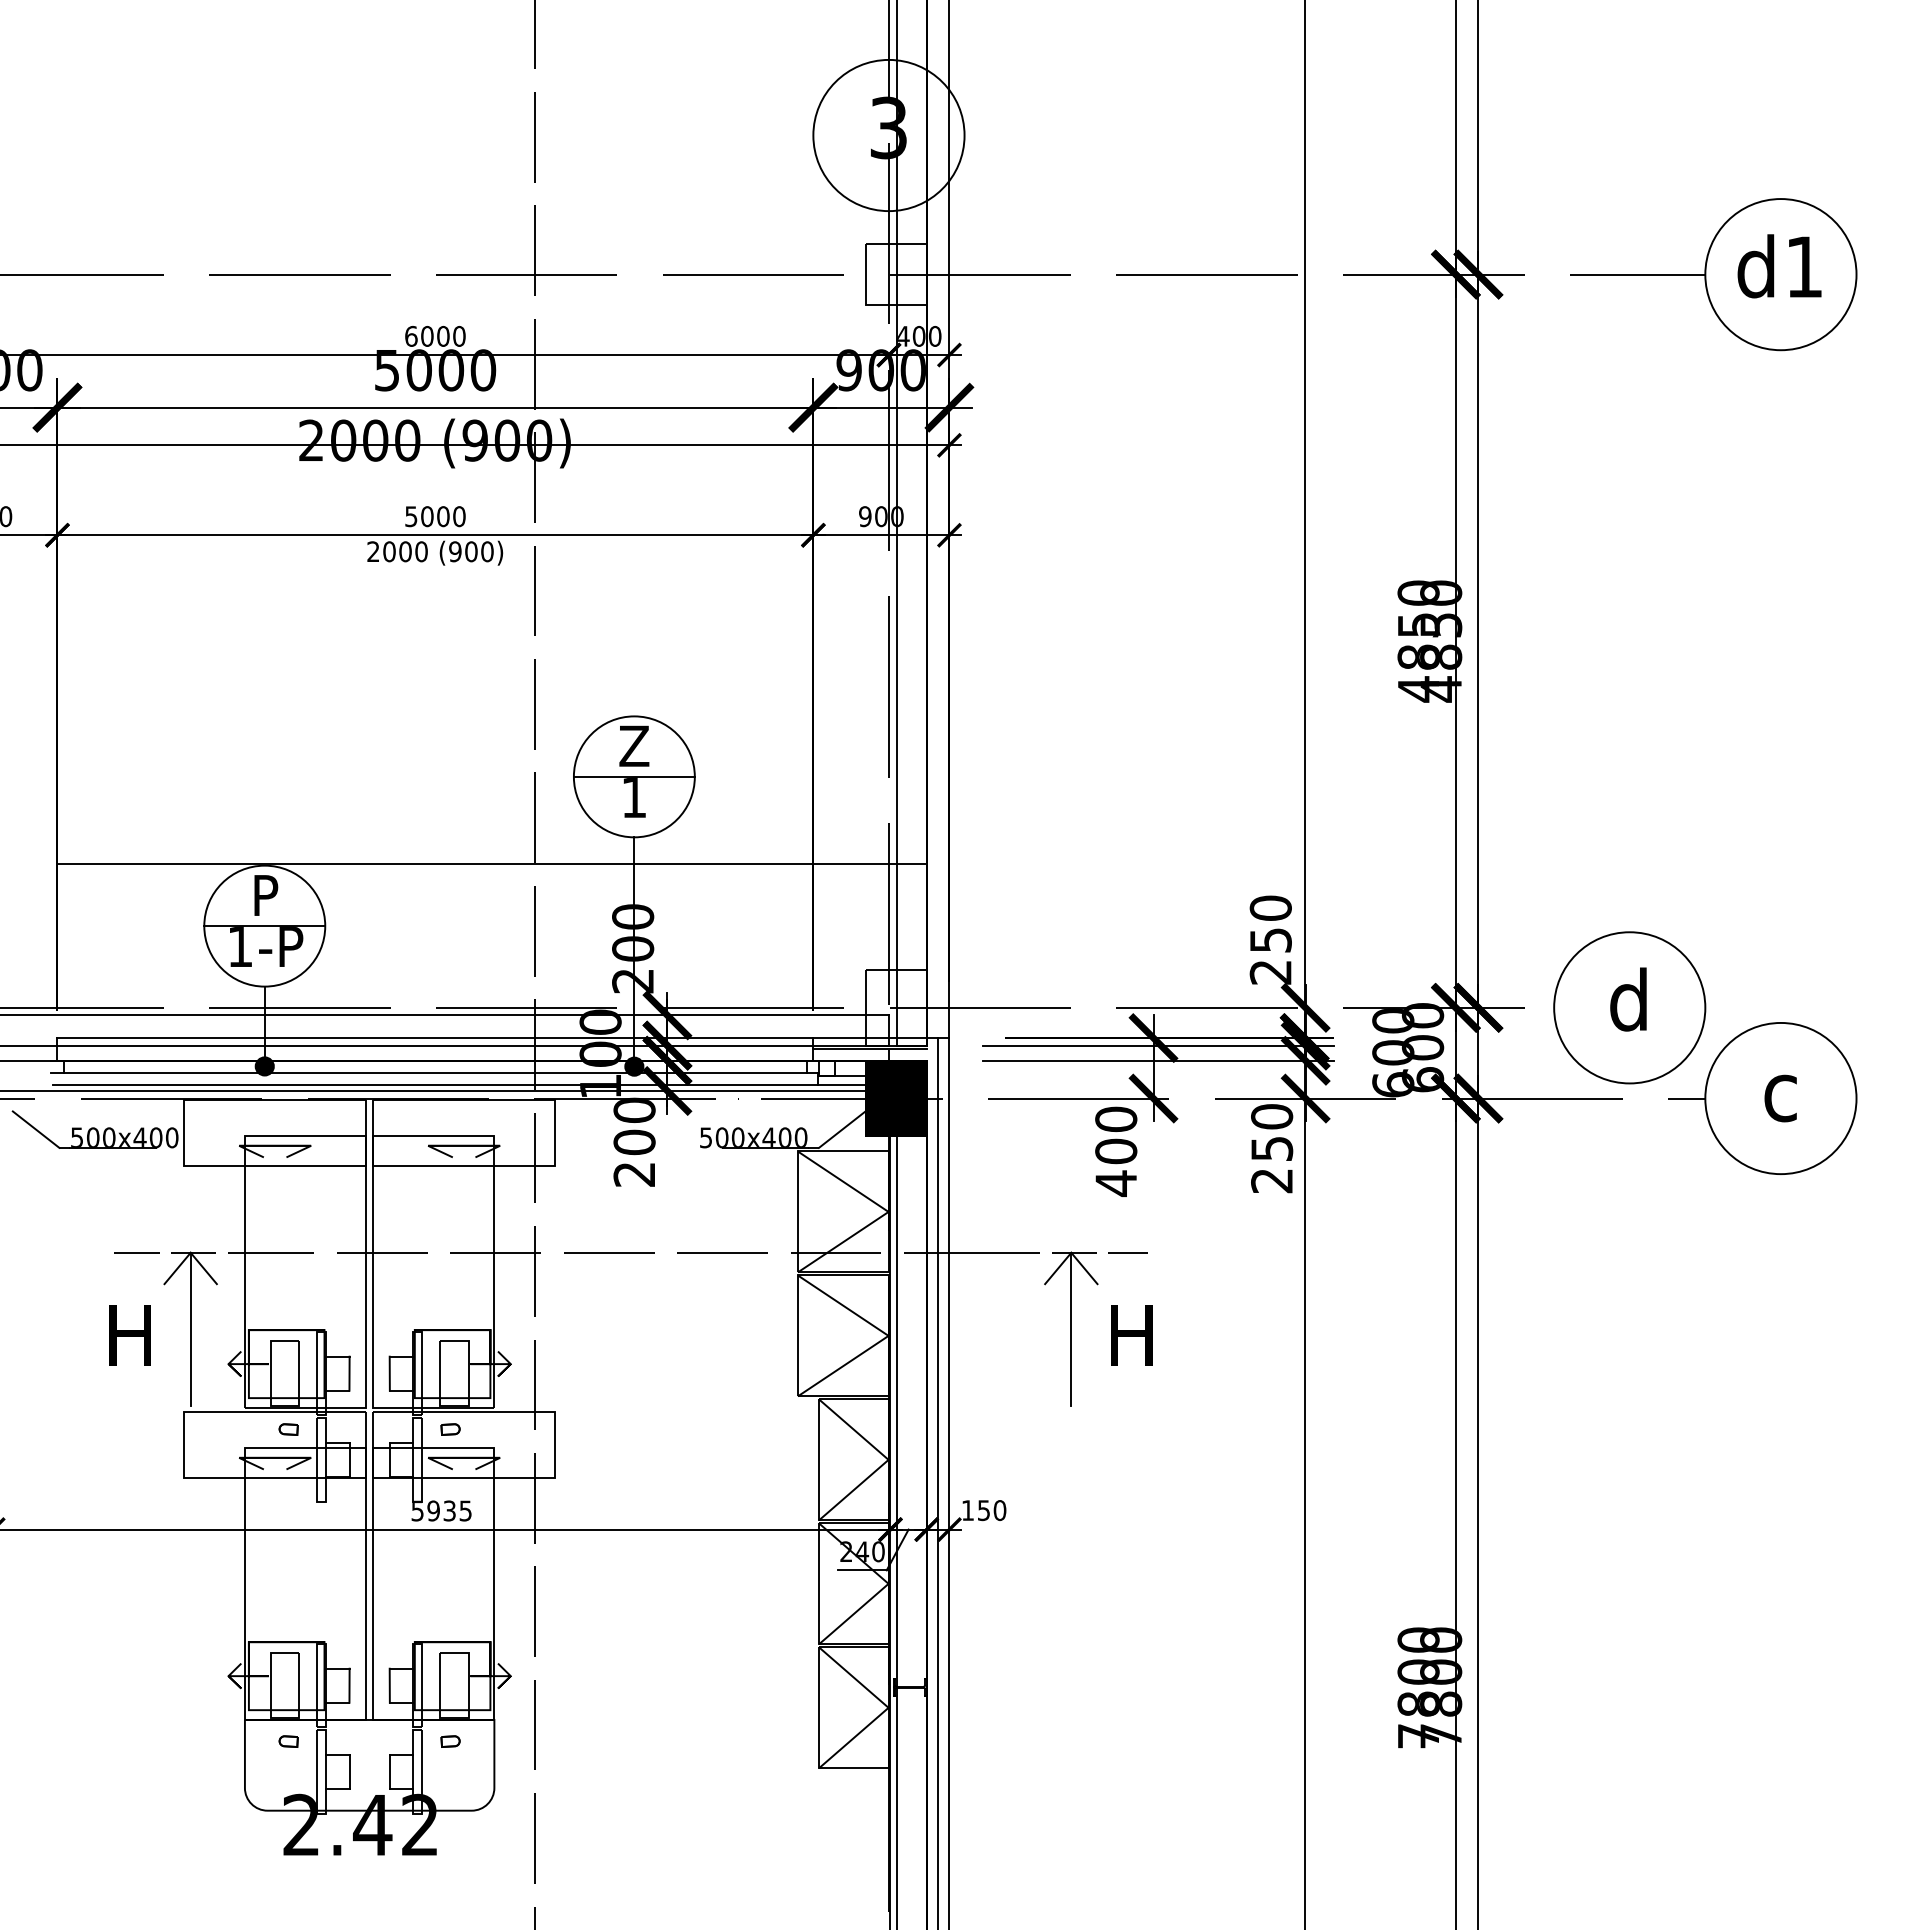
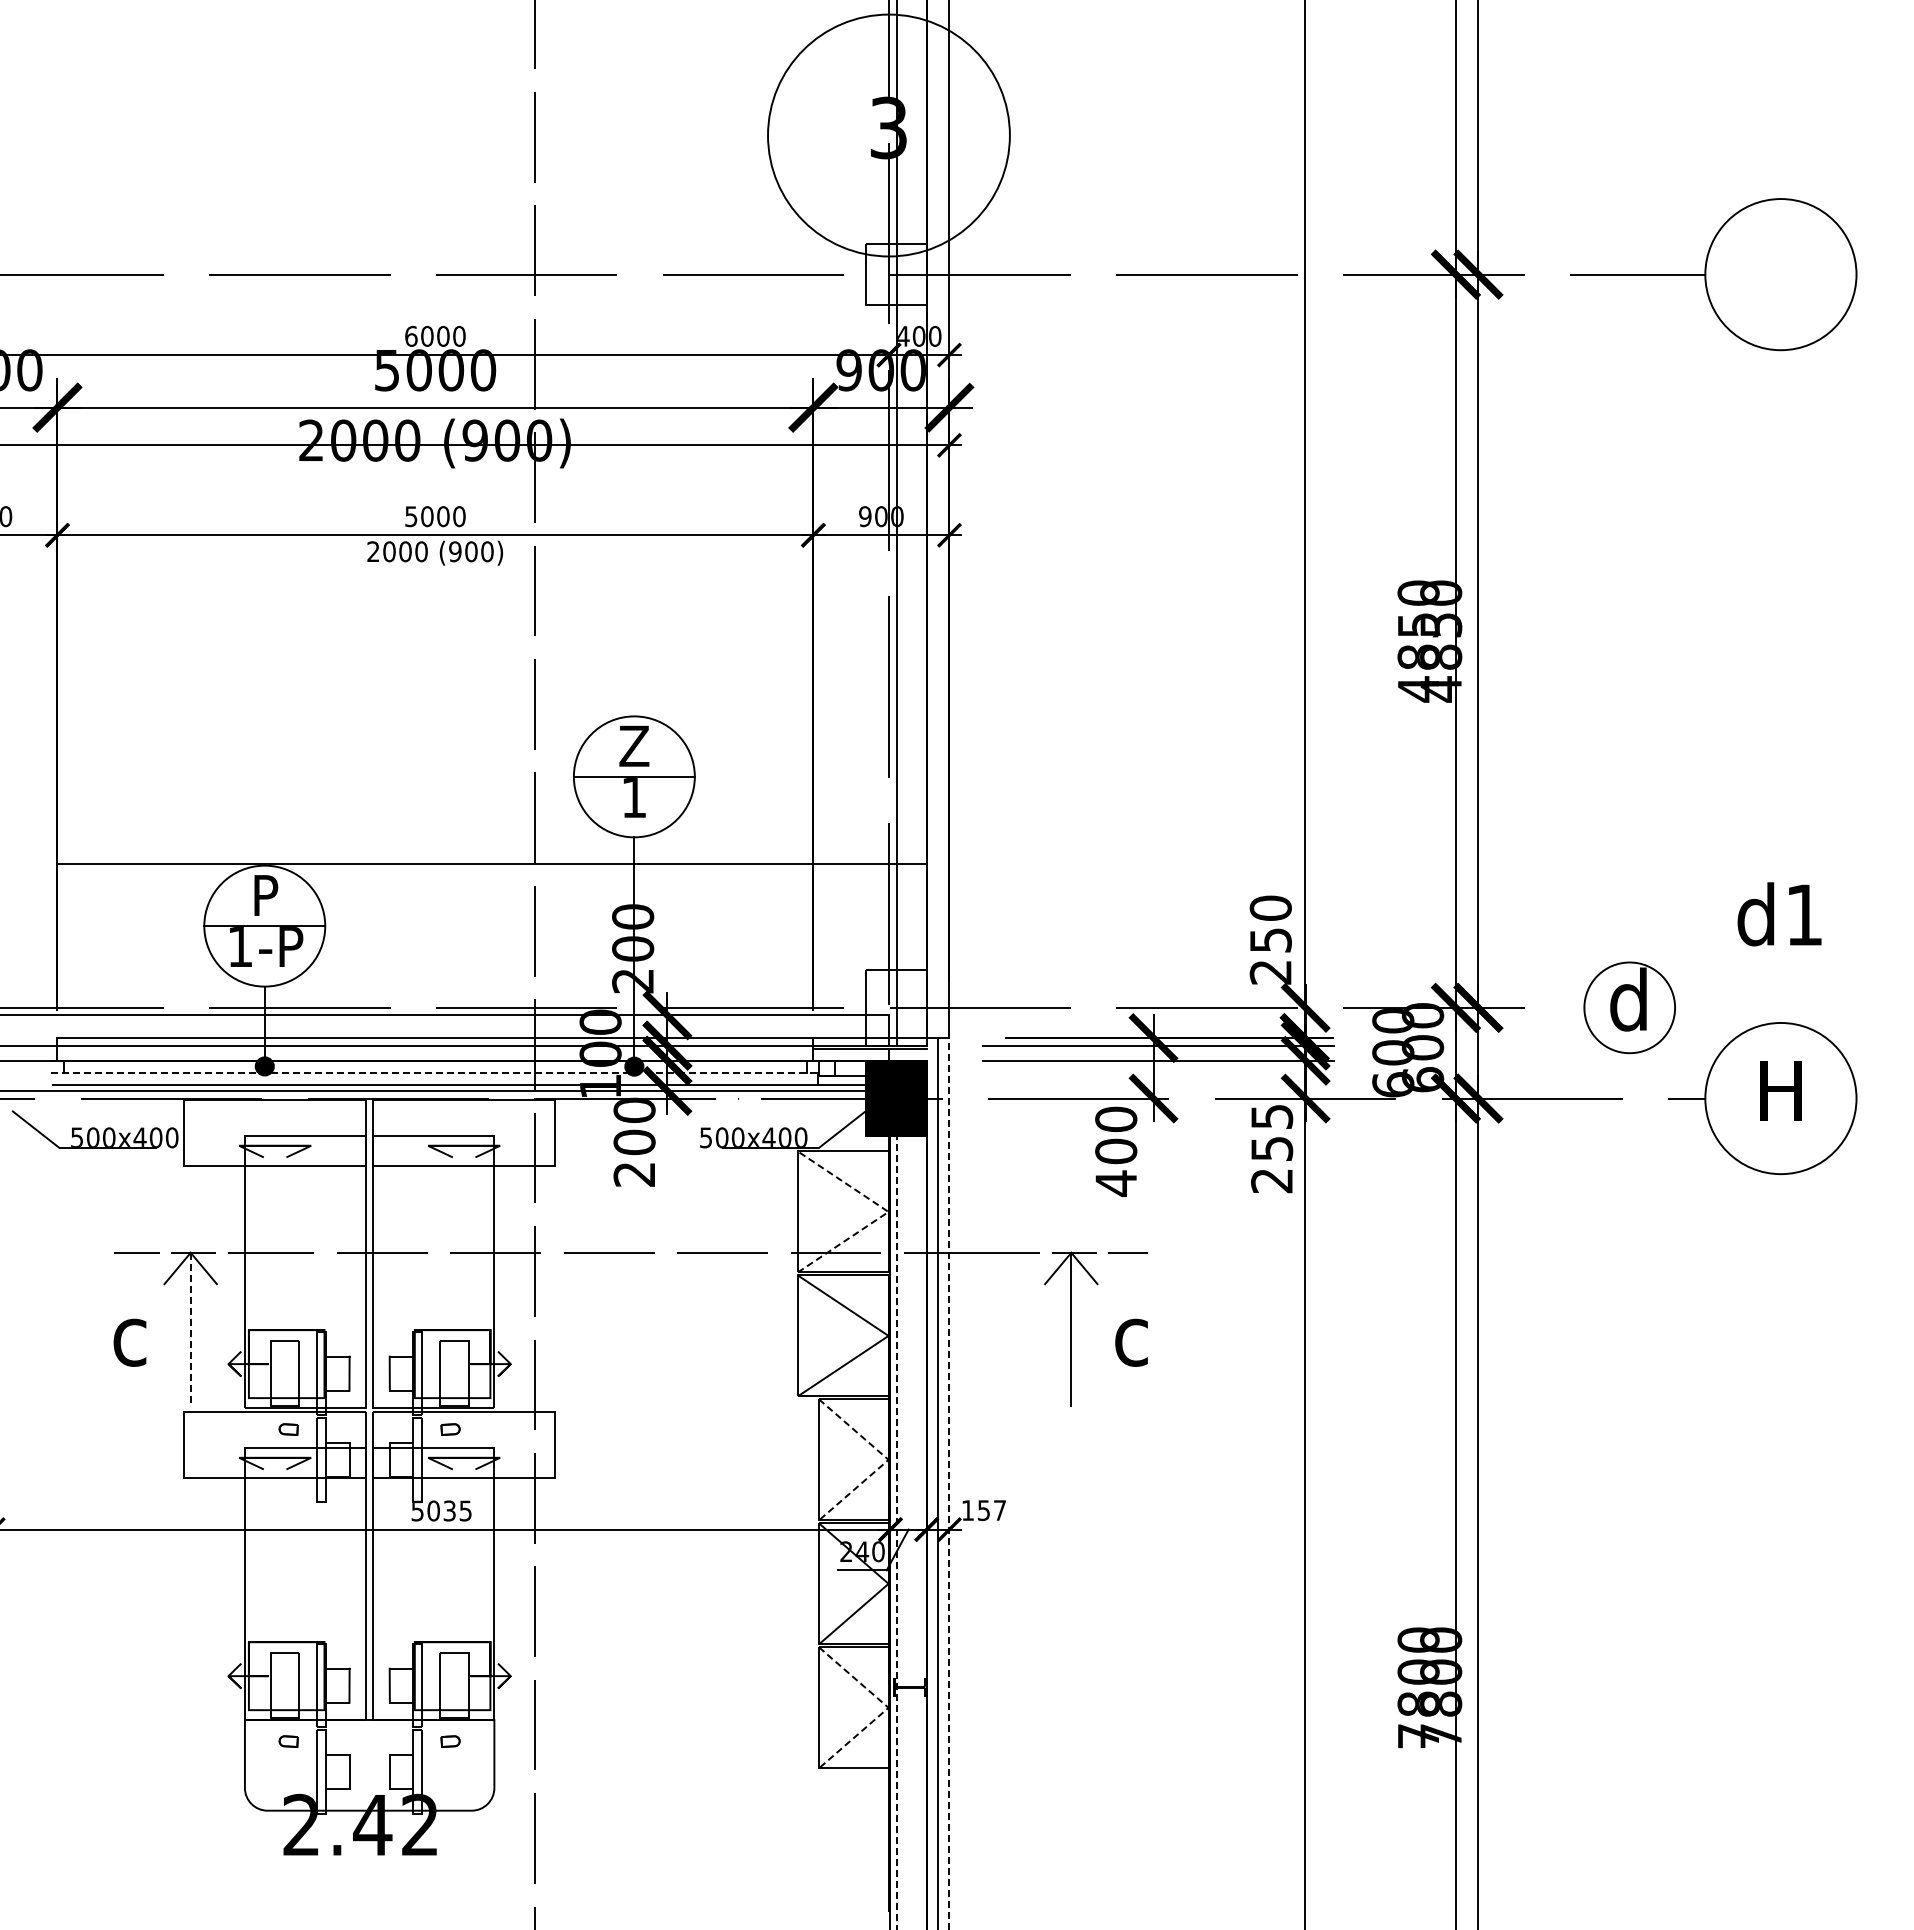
circle diameter: 151 px -> 242 px (888, 135)
text position: (1779, 266) -> (1779, 914) (1779, 914)
circle diameter: 151 px -> 91 px (1629, 1007)
line: solid -> dashed (435, 1072)
text: c -> H (1780, 1091)
text: 250 -> 255 (1272, 1116)
line: solid -> dashed (888, 1211)
line: solid -> dashed (190, 1329)
text: H -> c (129, 1335)
text: H -> c (1131, 1335)
line: solid -> dashed (888, 1459)
line: solid -> dashed (949, 1483)
line: solid -> dashed (896, 1494)
text: 5935 -> 5035 (433, 1510)
text: 150 -> 157 (999, 1510)
line: solid -> dashed (888, 1707)
